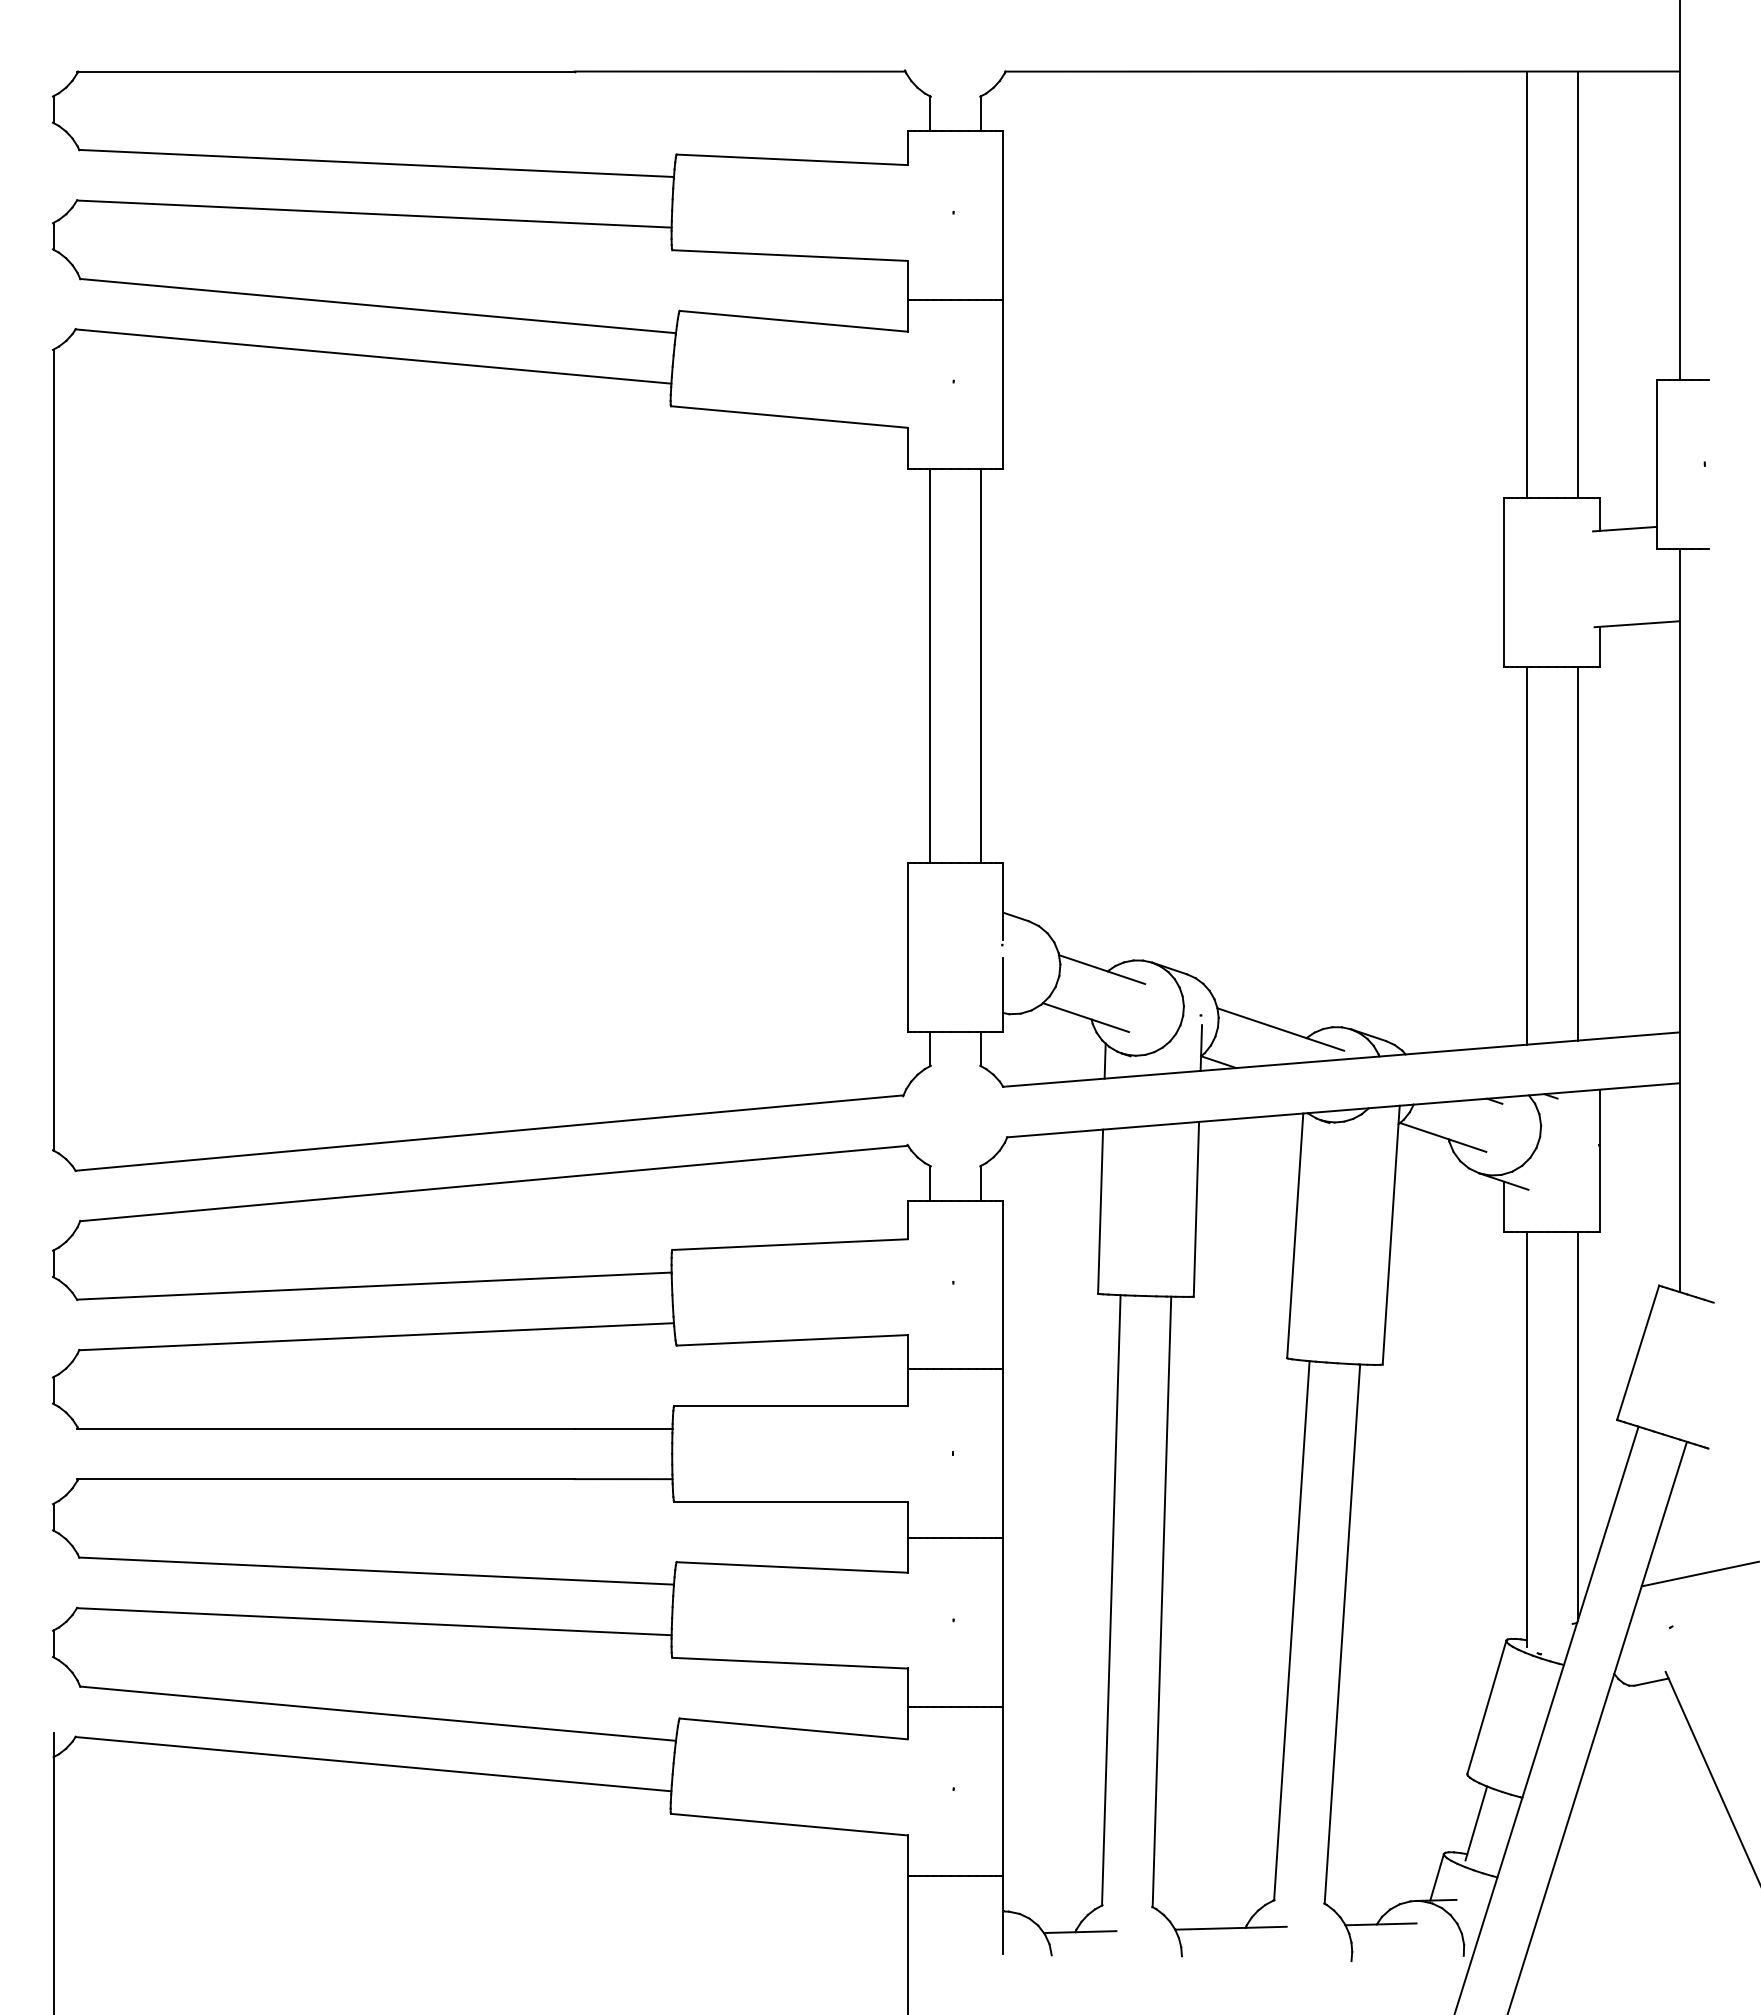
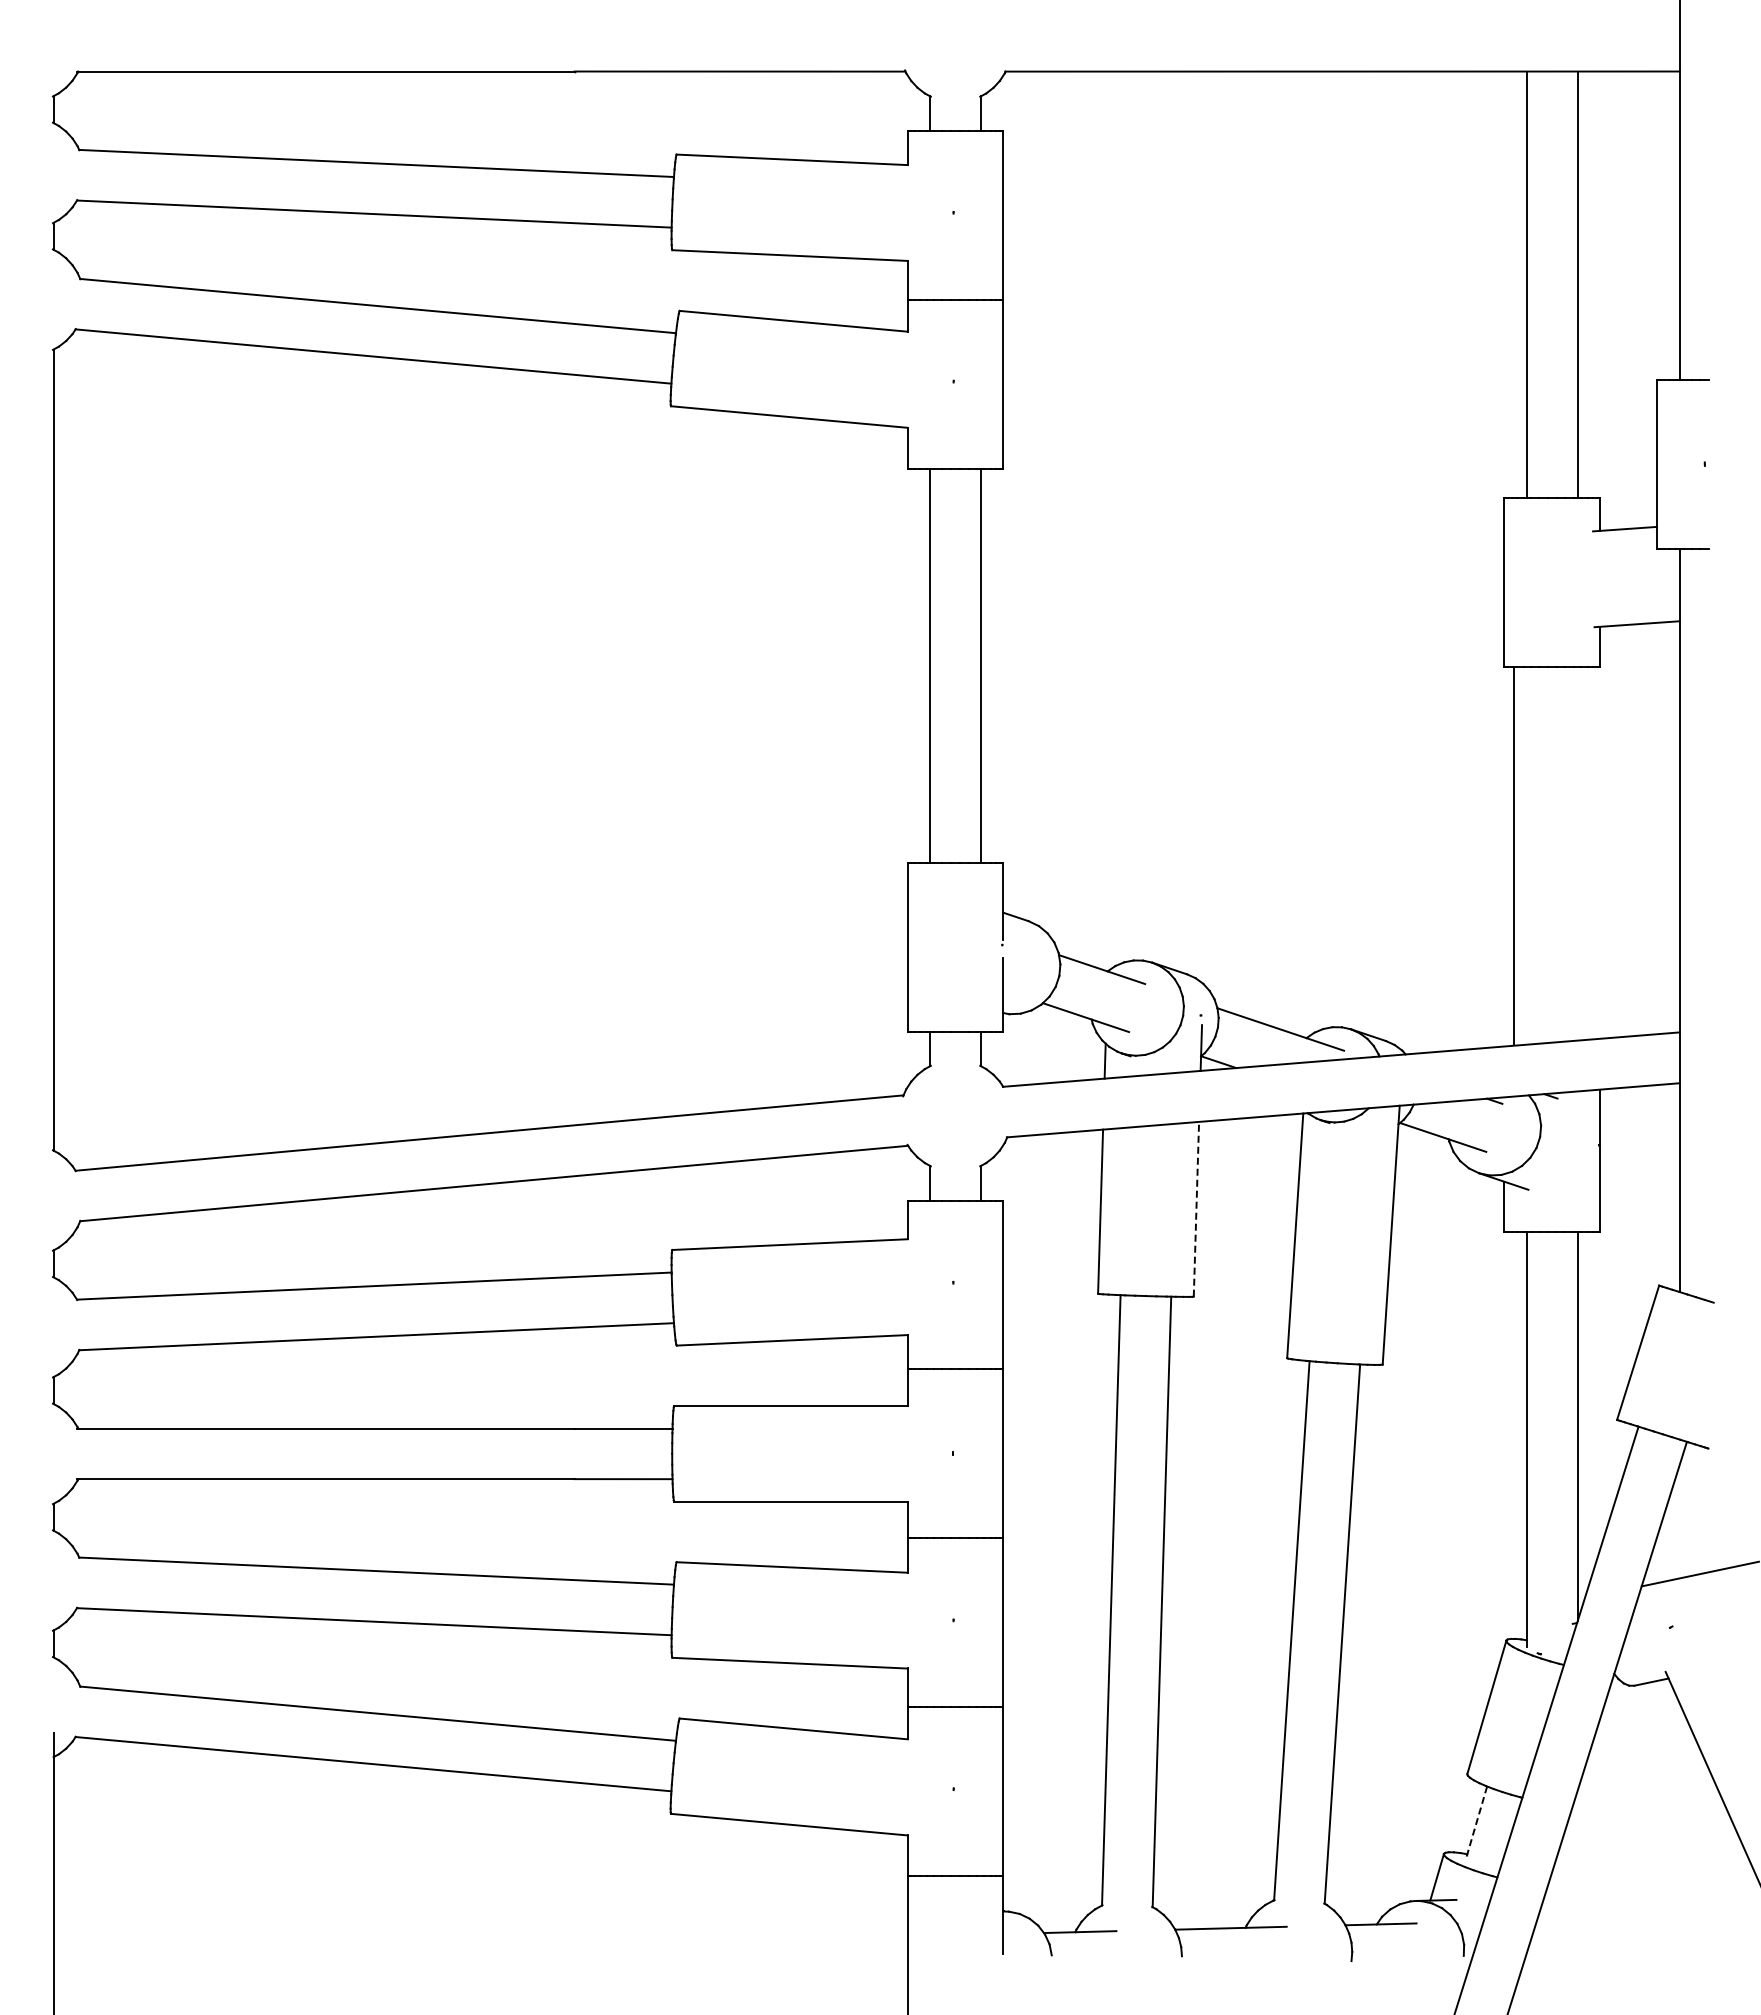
line: present -> none (1577, 853)
line position: (1527, 855) -> (1514, 855) (1514, 855)
line: solid -> dashed (1196, 1208)
line: solid -> dashed (1476, 1823)
